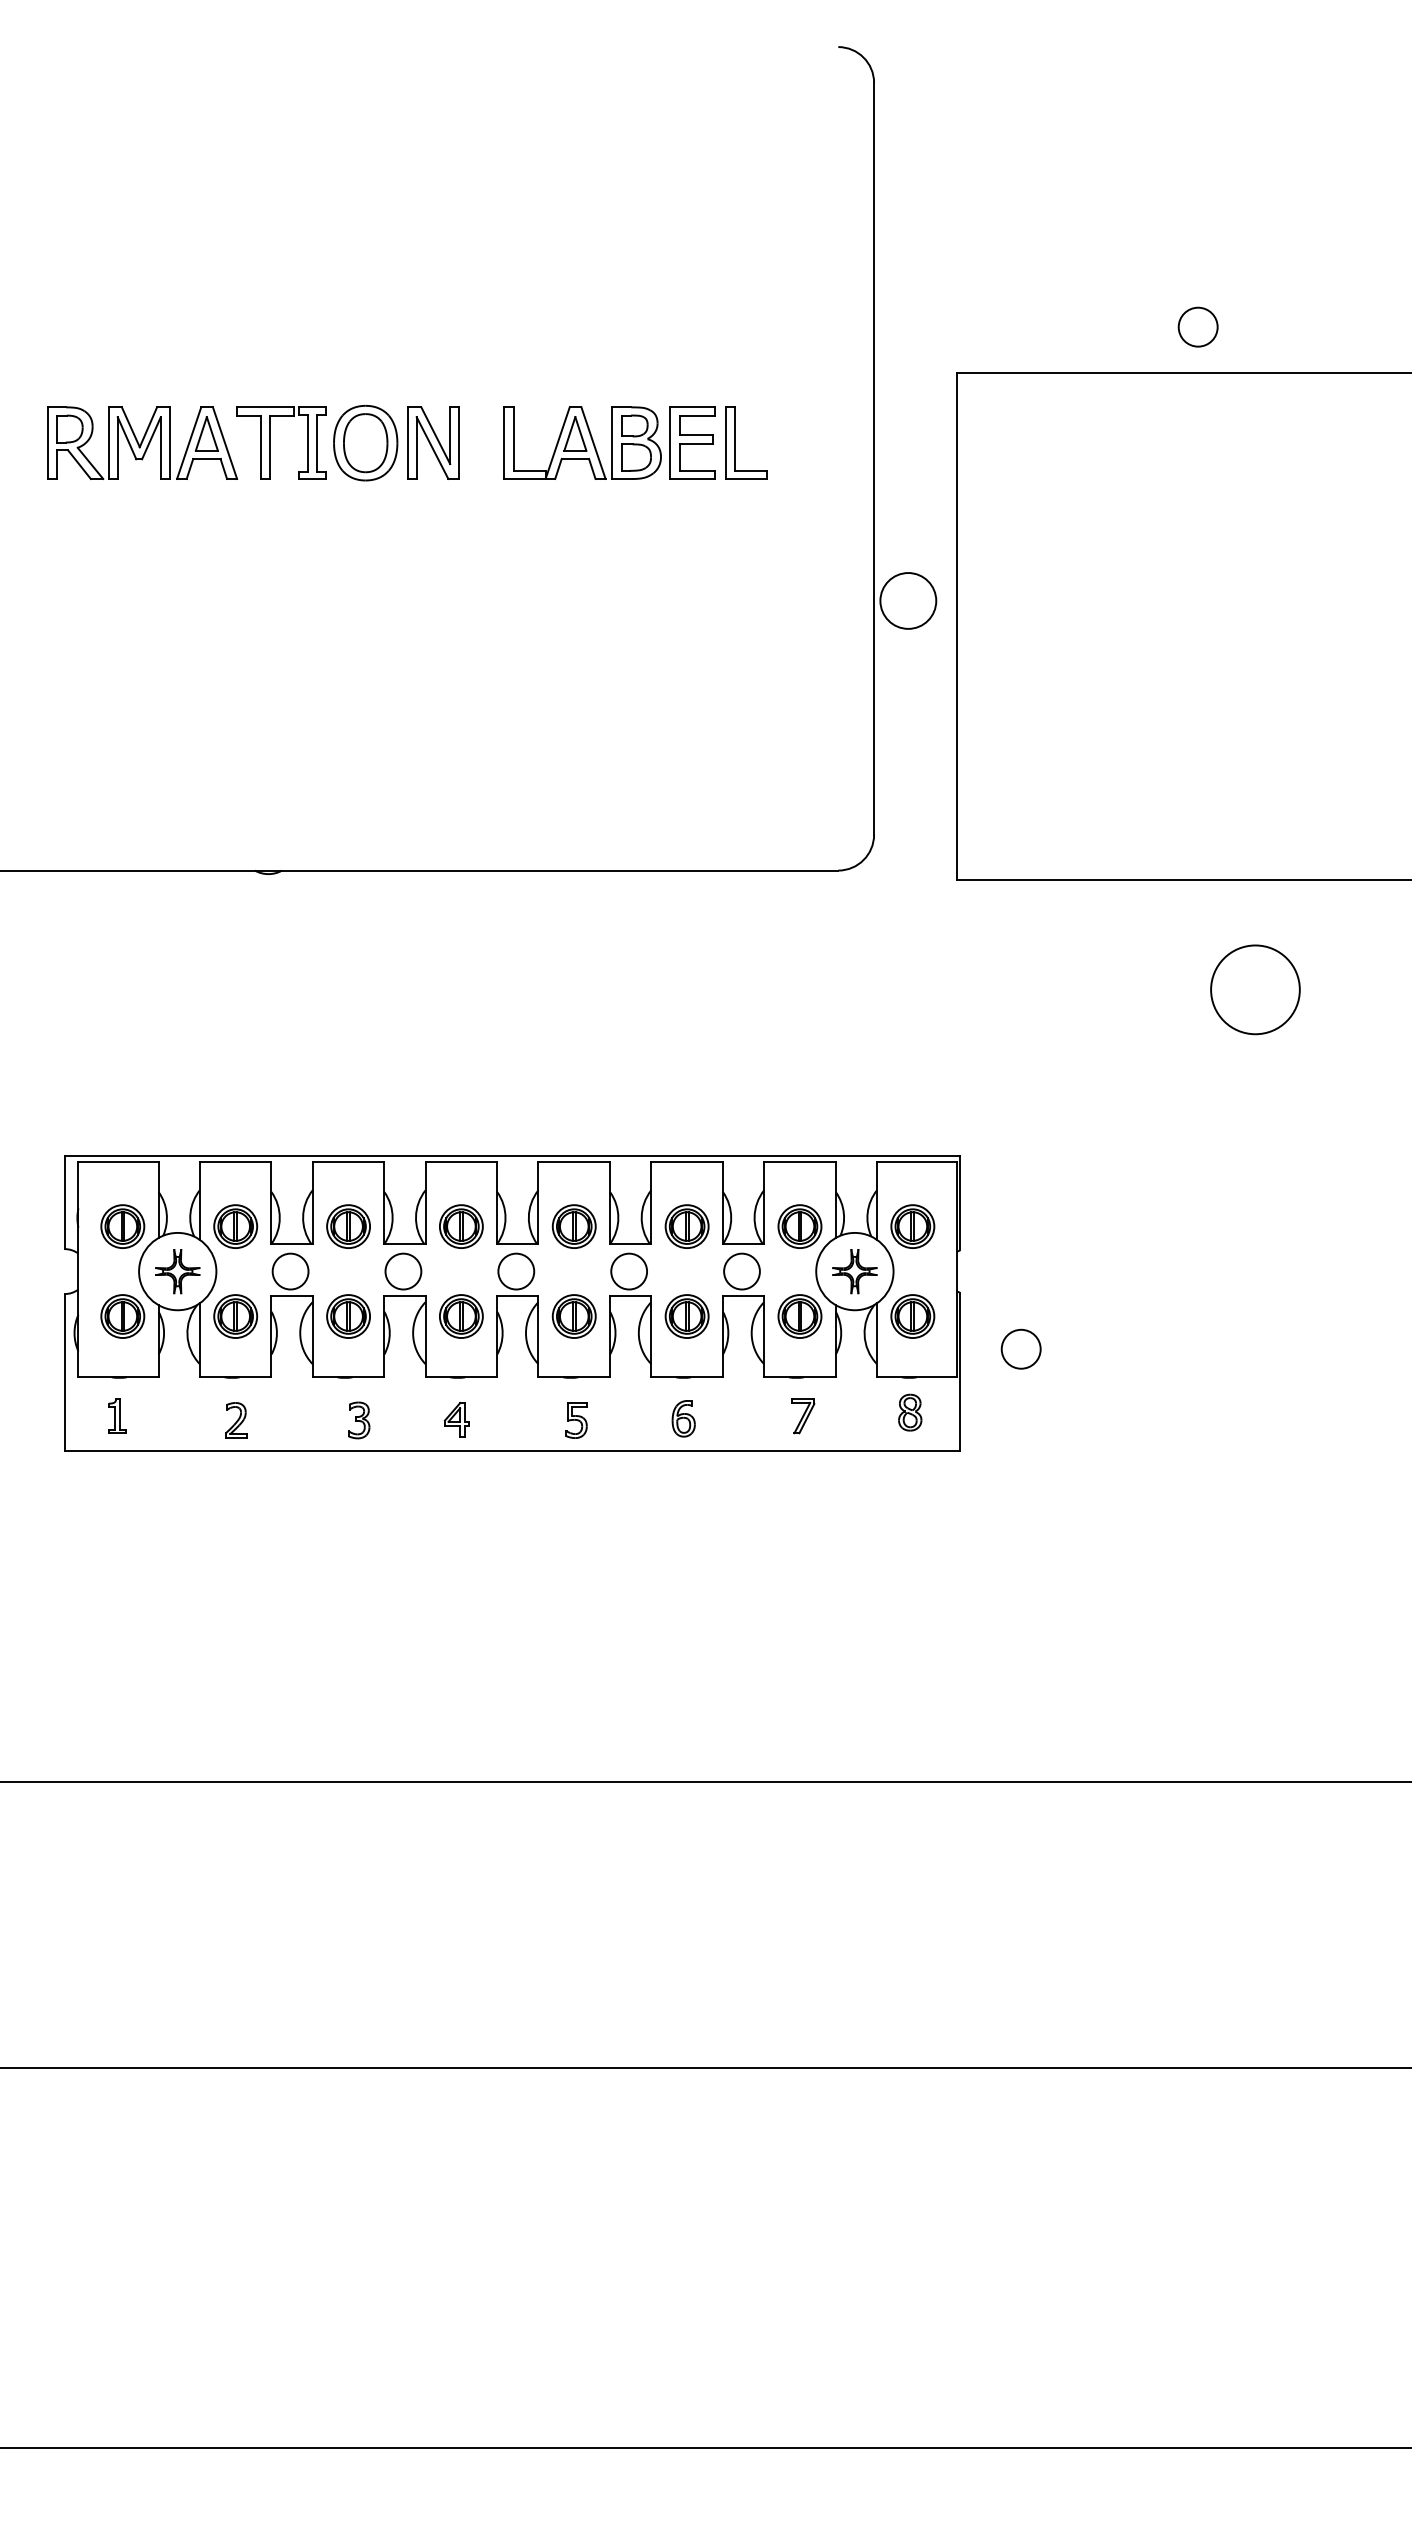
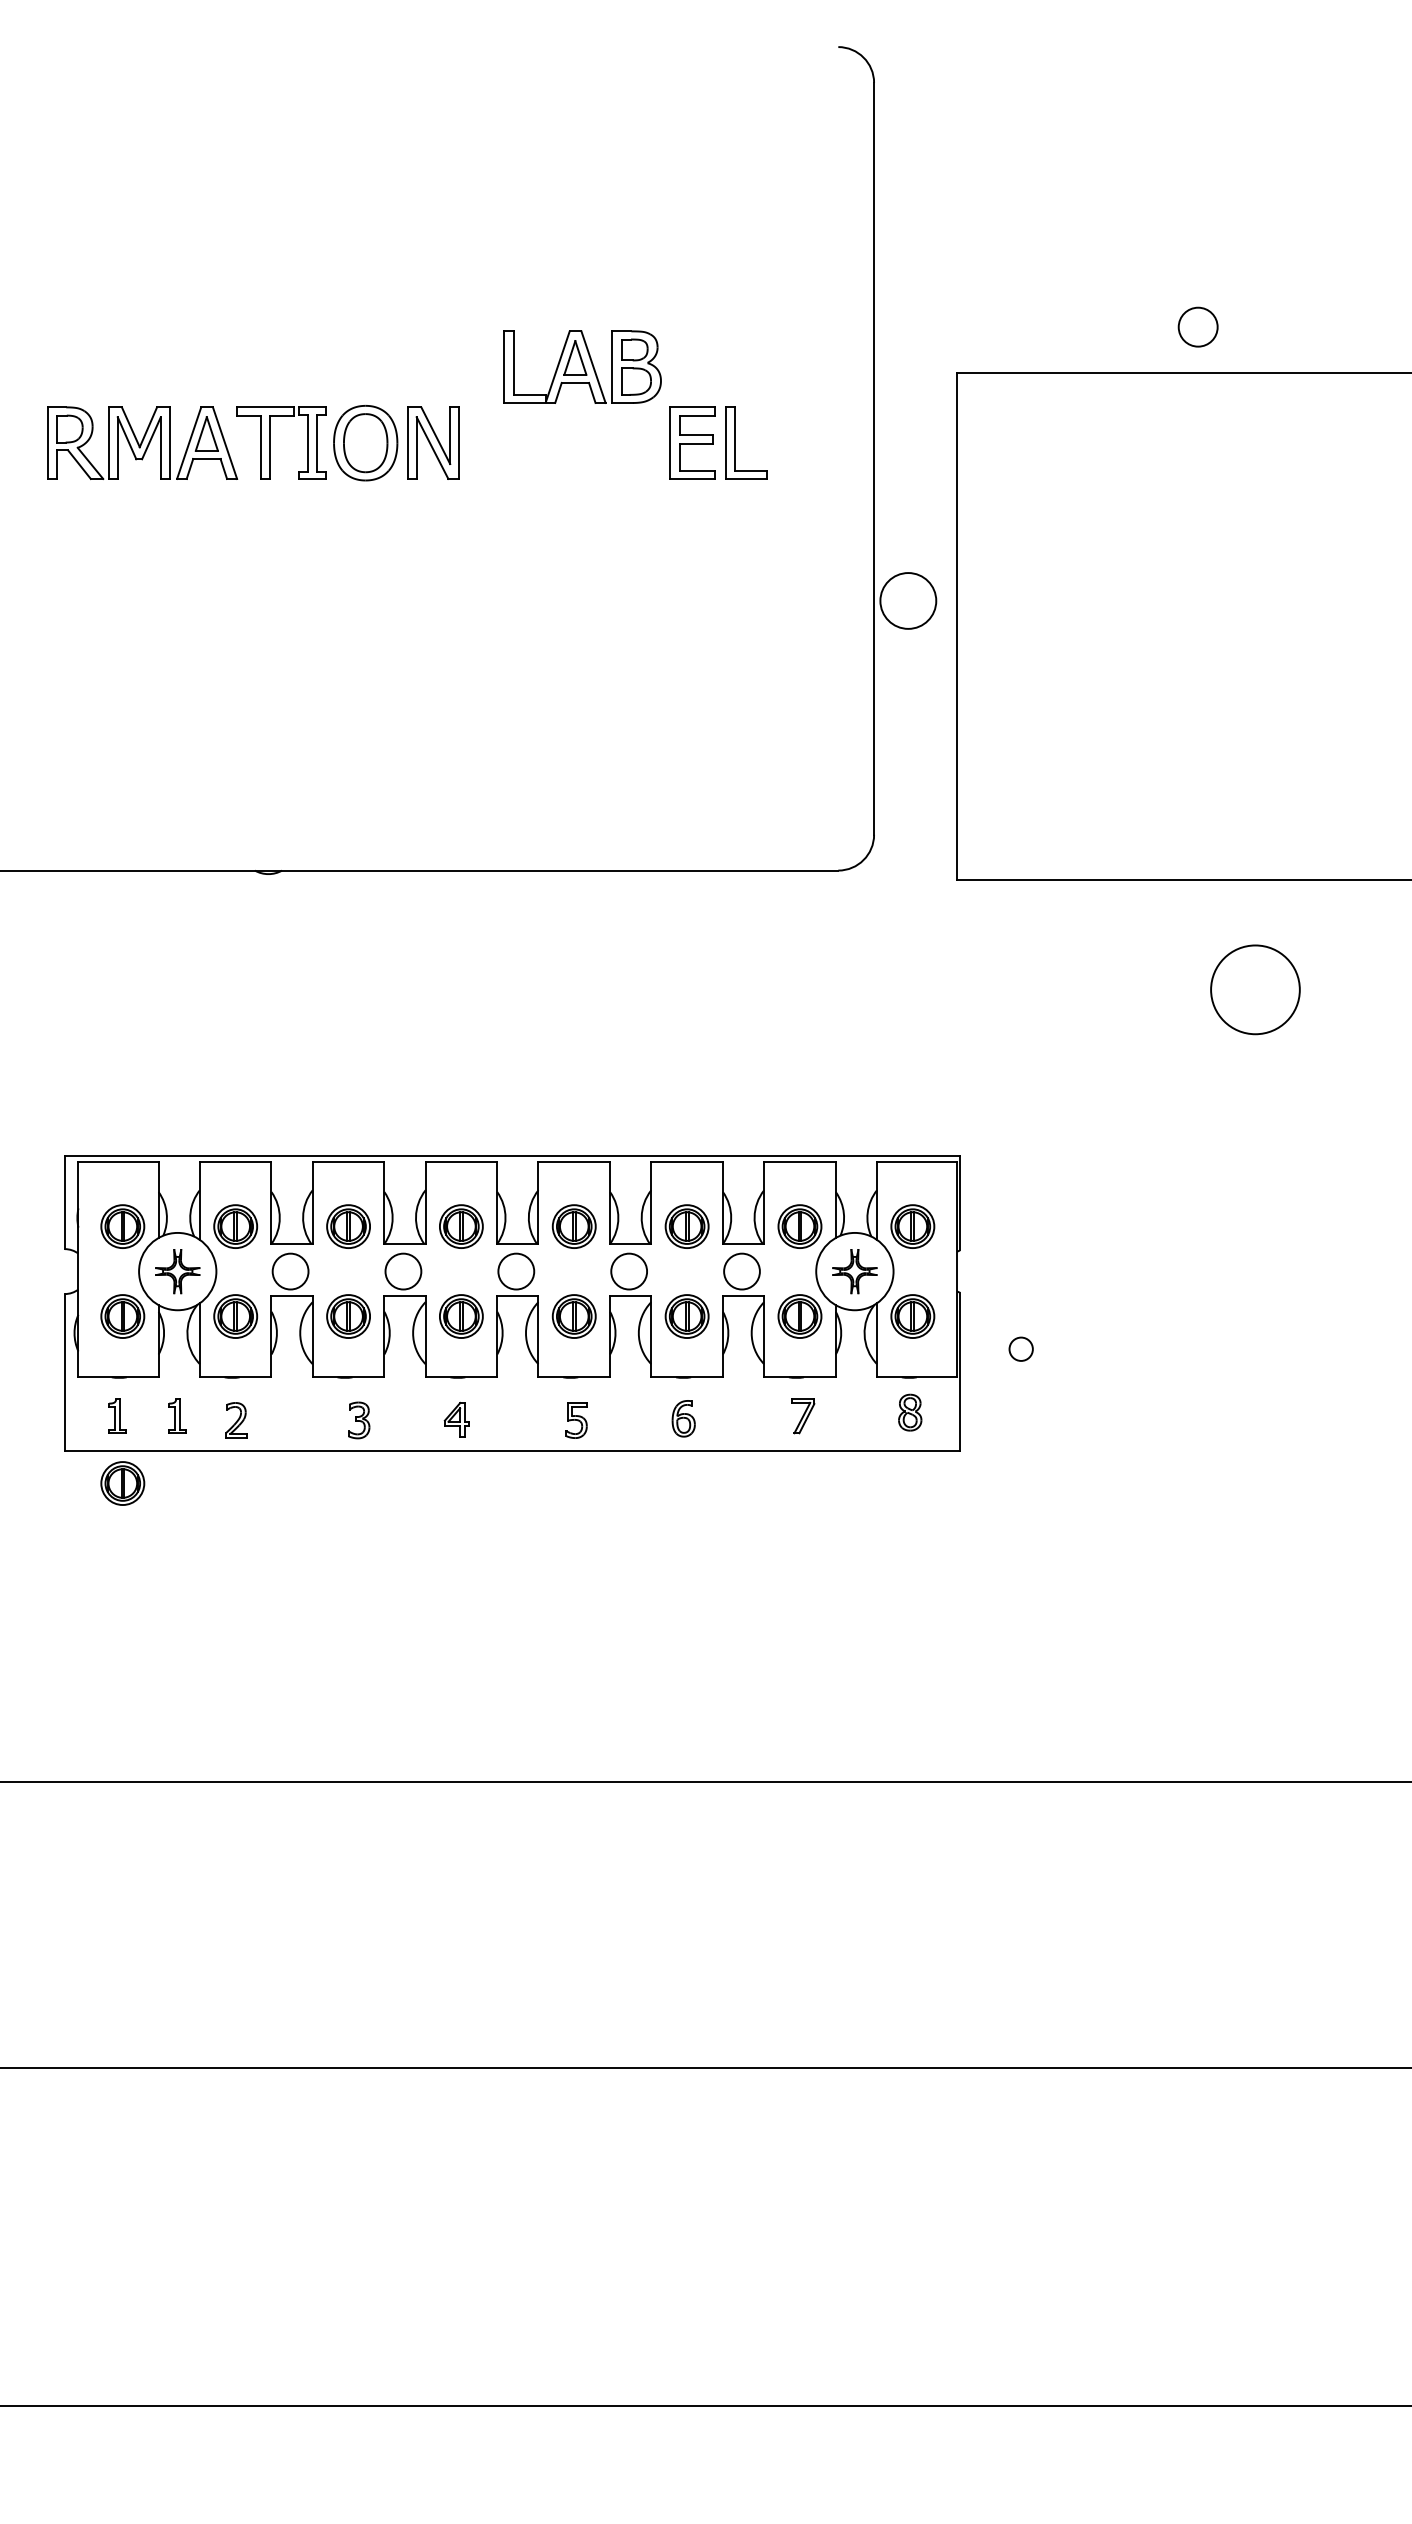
part position: (582, 442) -> (582, 366) (582, 366)
circle diameter: 39 px -> 23 px (1020, 1348)
part: none -> present (177, 1415)
part: none -> present (122, 1483)
line position: (705, 2448) -> (705, 2406) (705, 2406)
